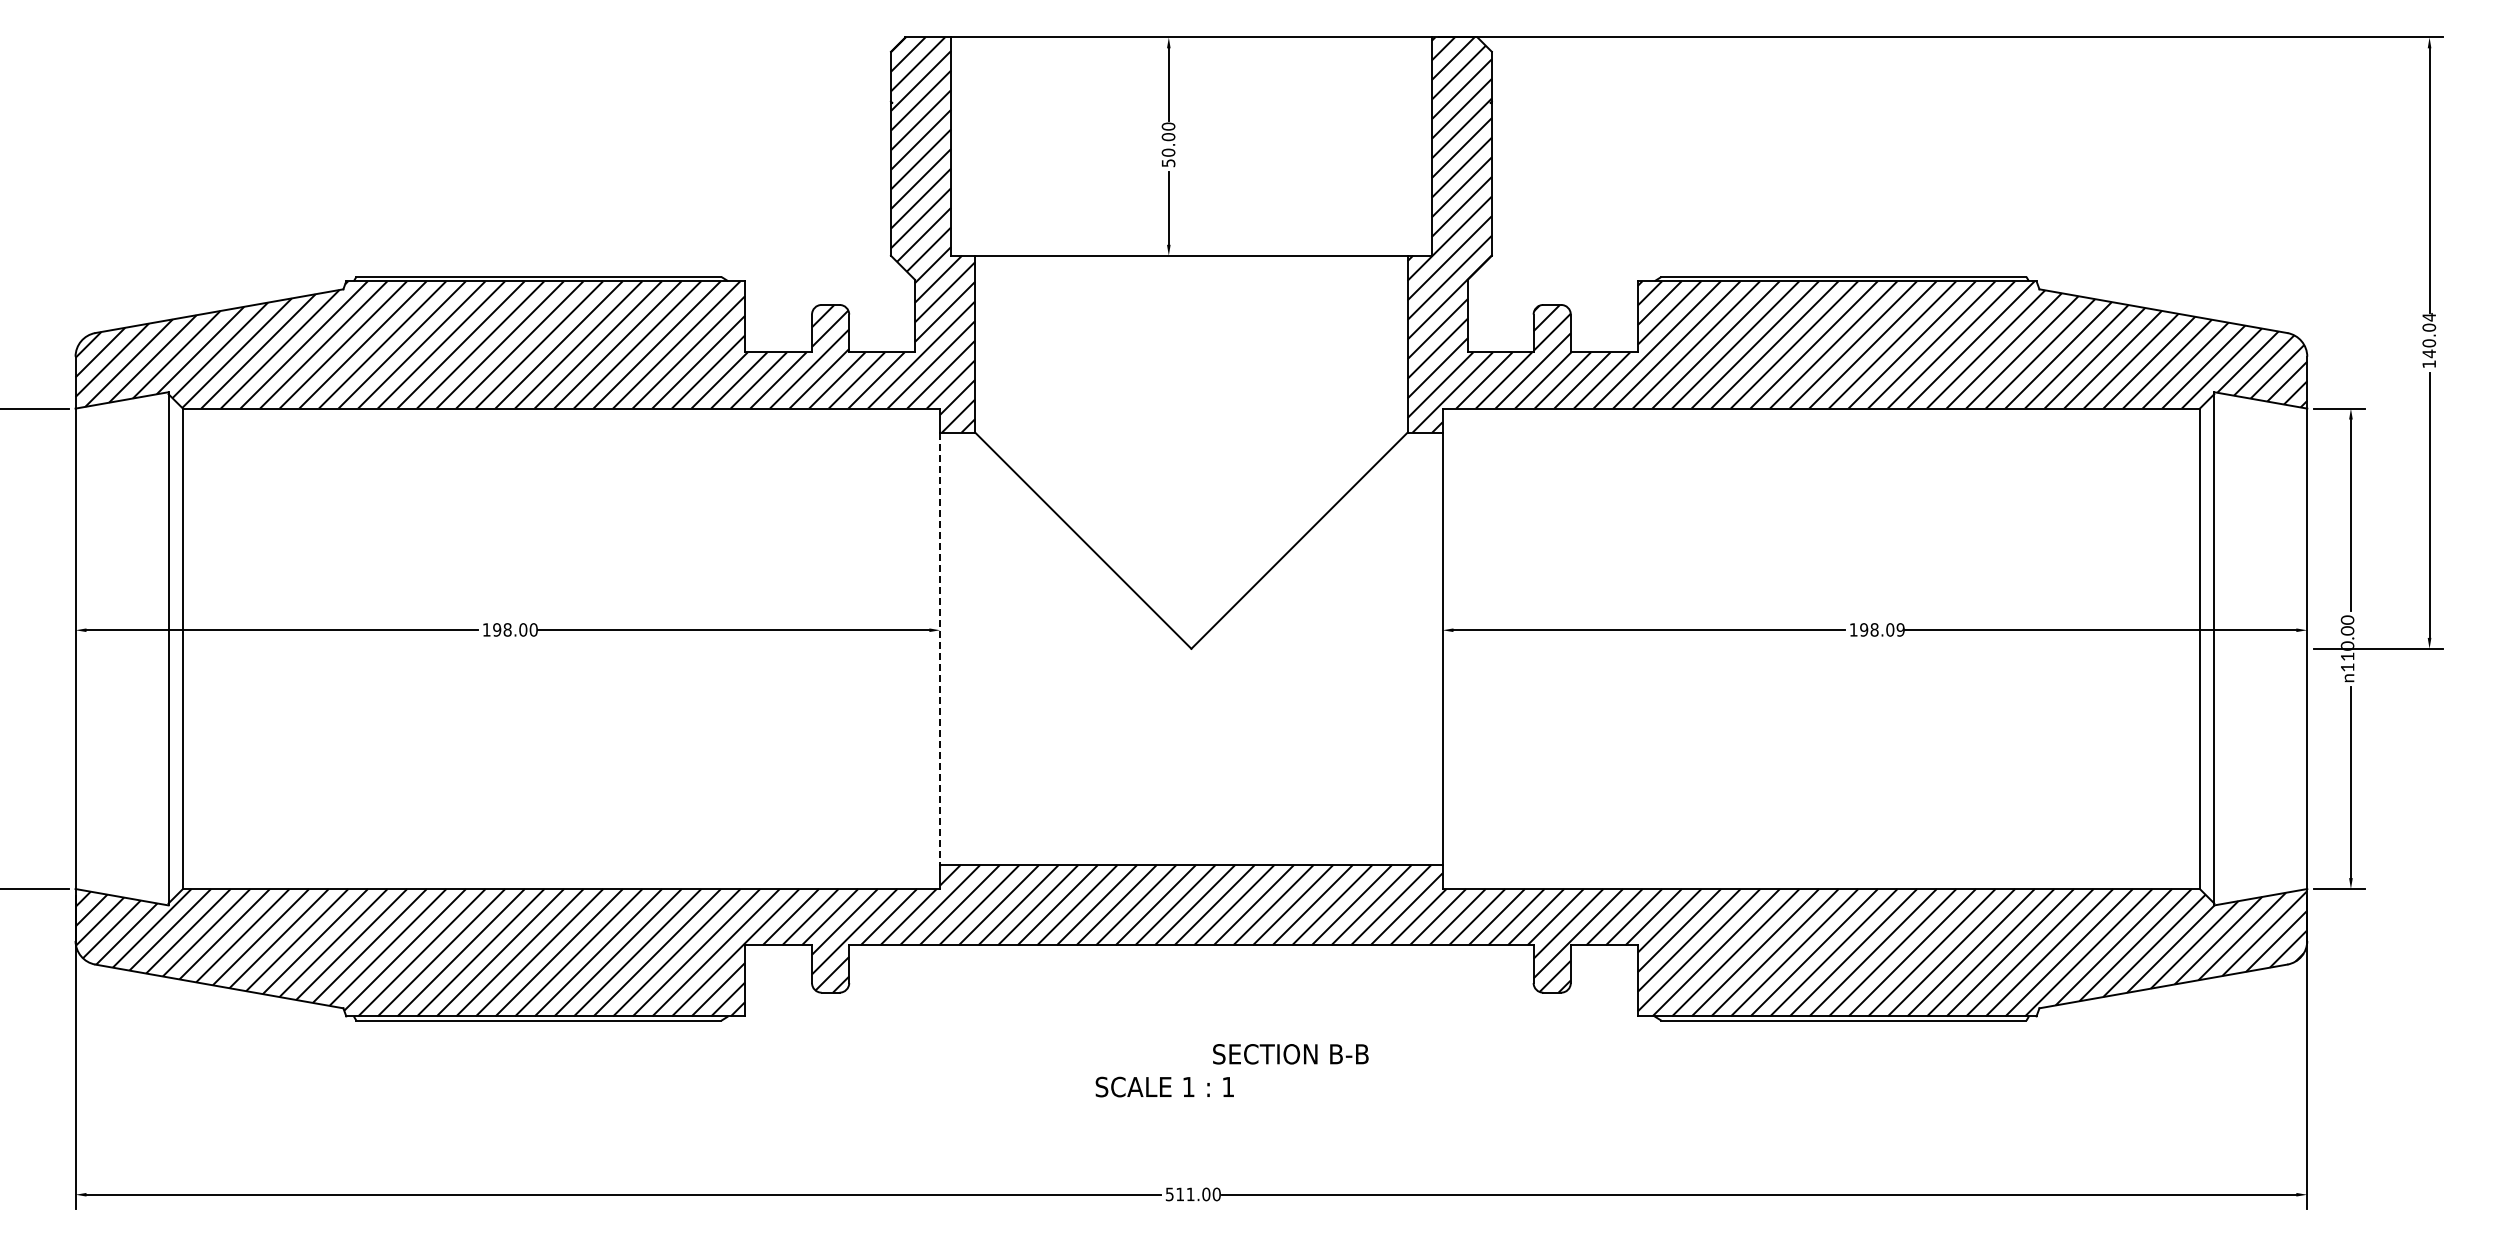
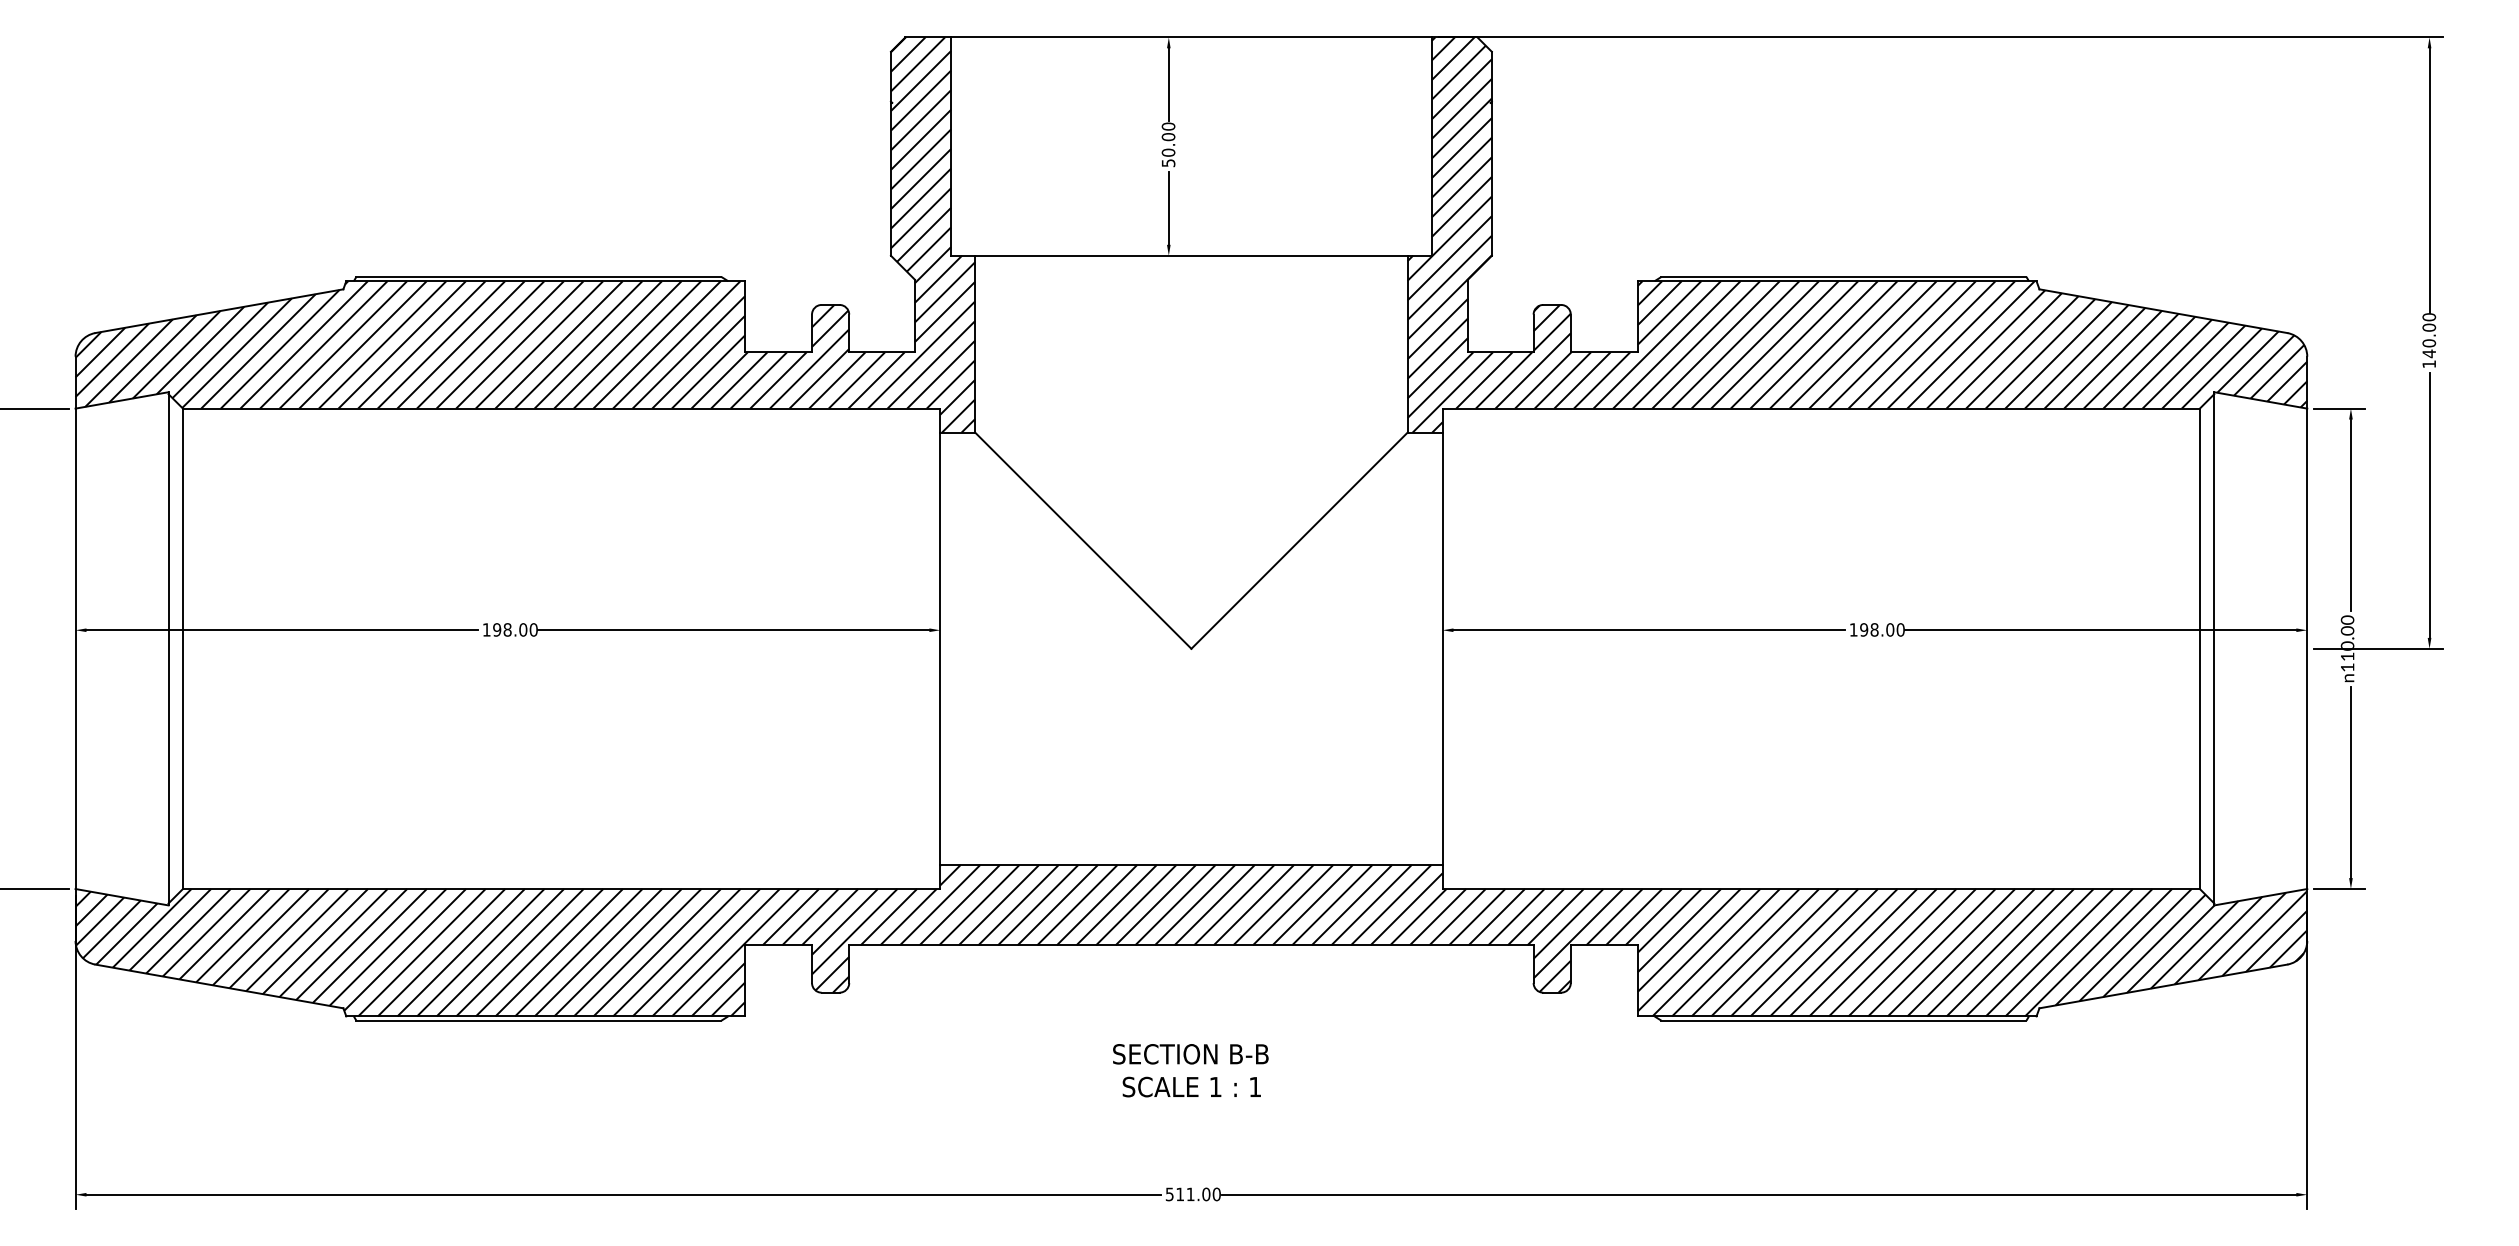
text: 140.04 -> 140.00 (2429, 317)
text: 198.09 -> 198.00 (1900, 629)
line: dashed -> solid (940, 649)
text position: (1290, 1054) -> (1190, 1054) (1190, 1054)
text position: (1164, 1086) -> (1191, 1086) (1191, 1086)
